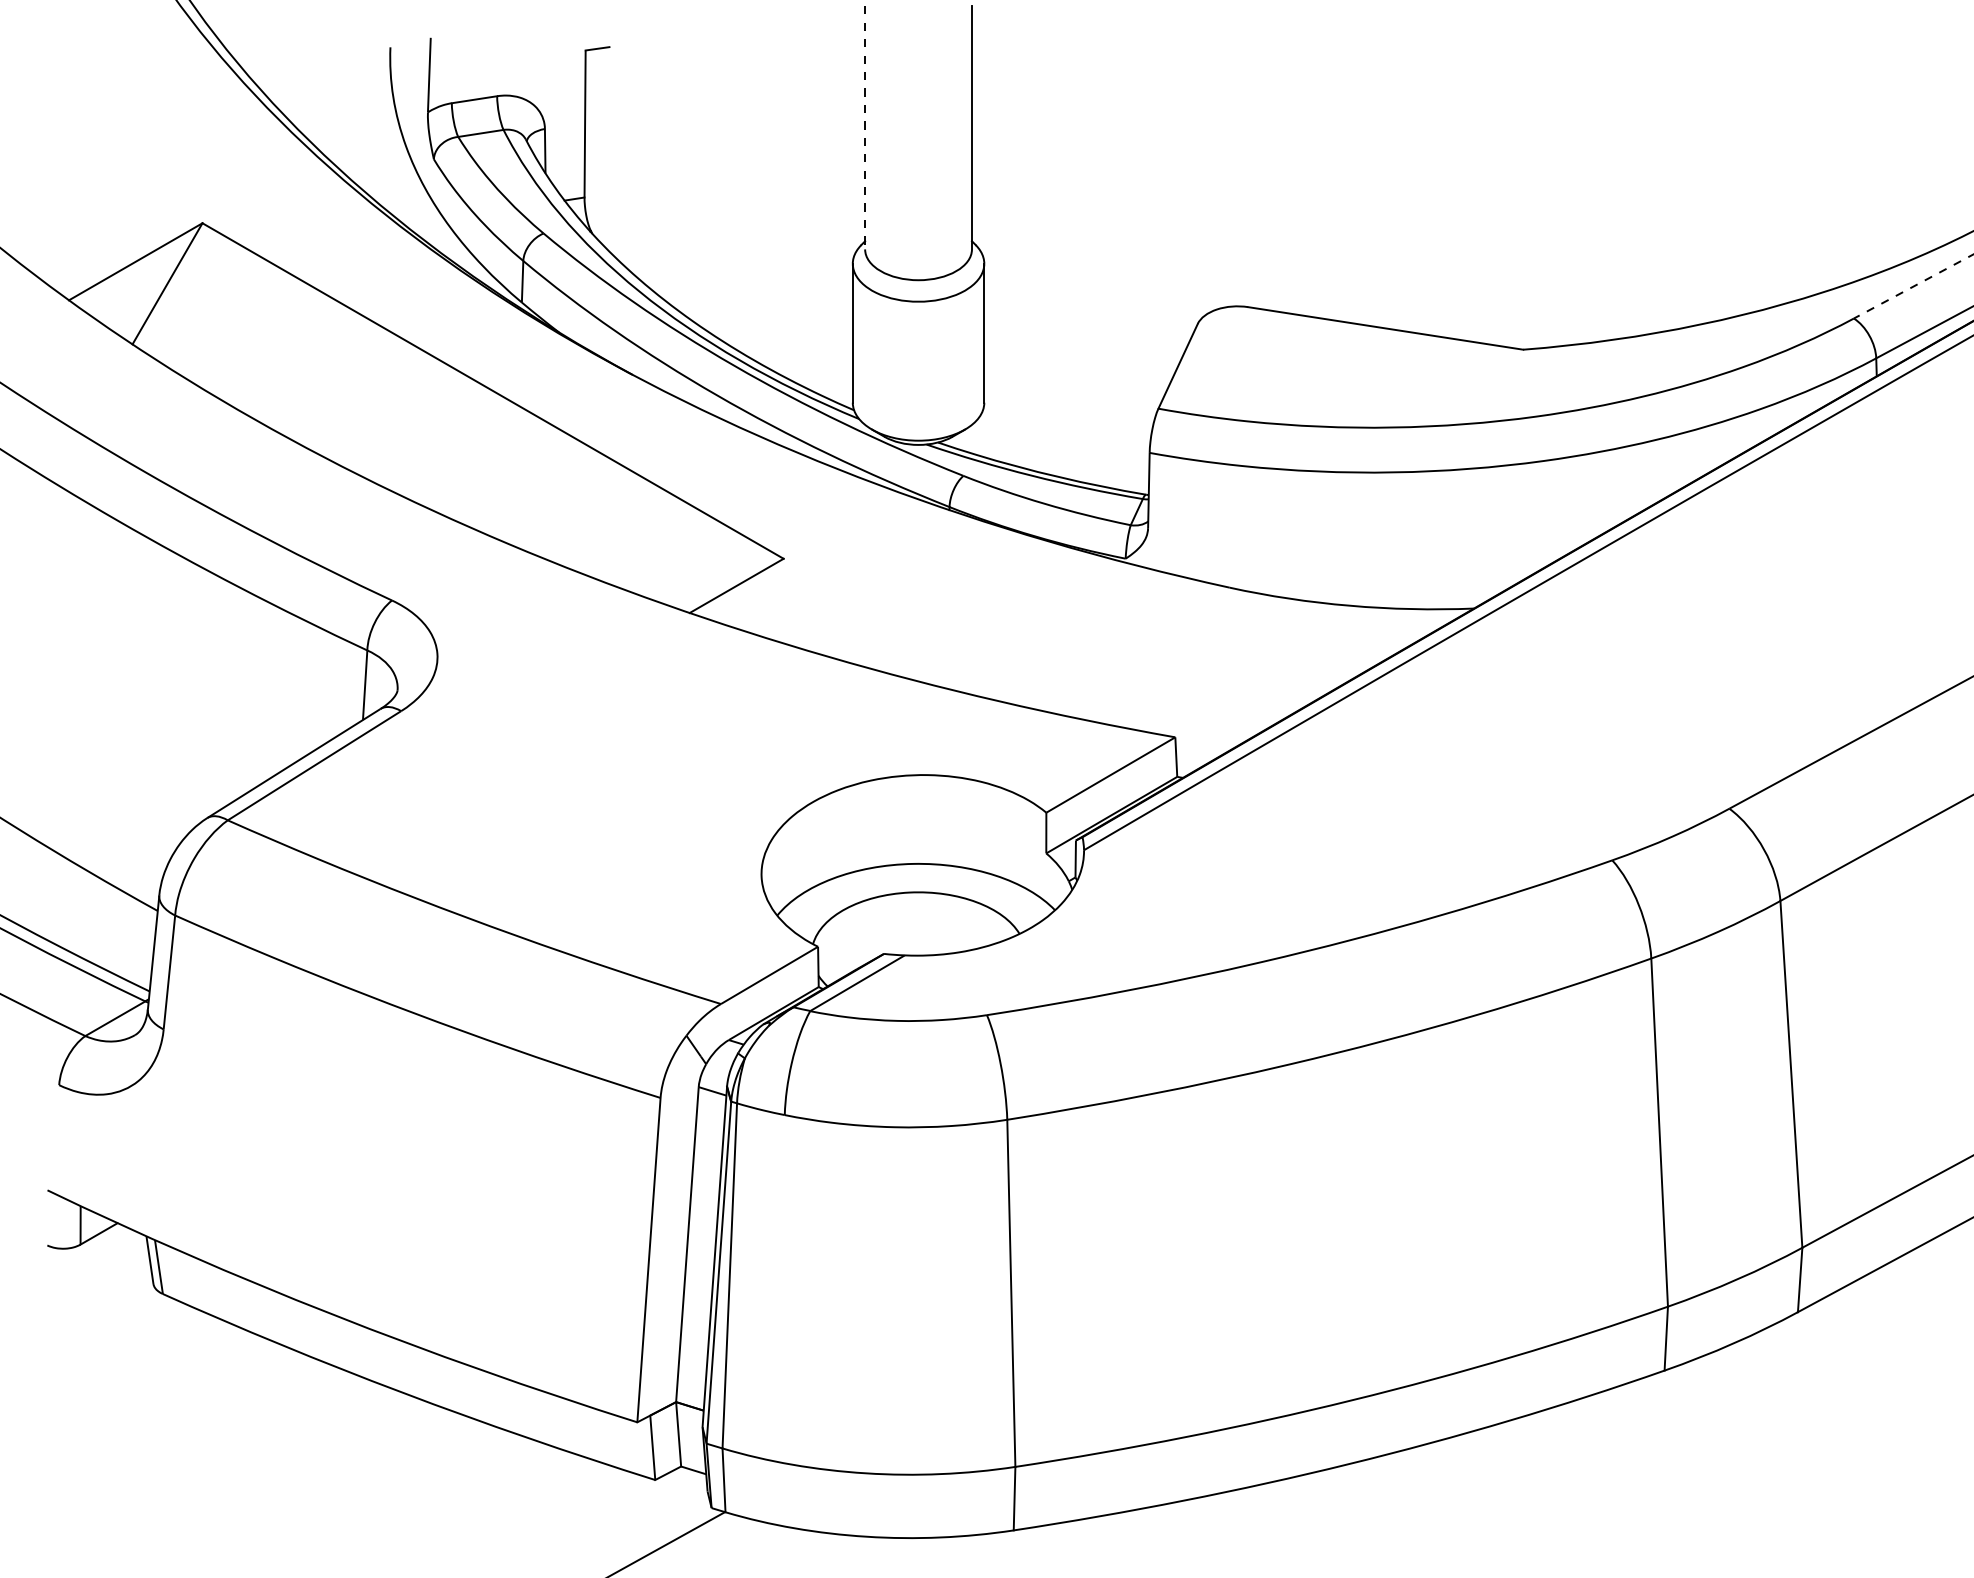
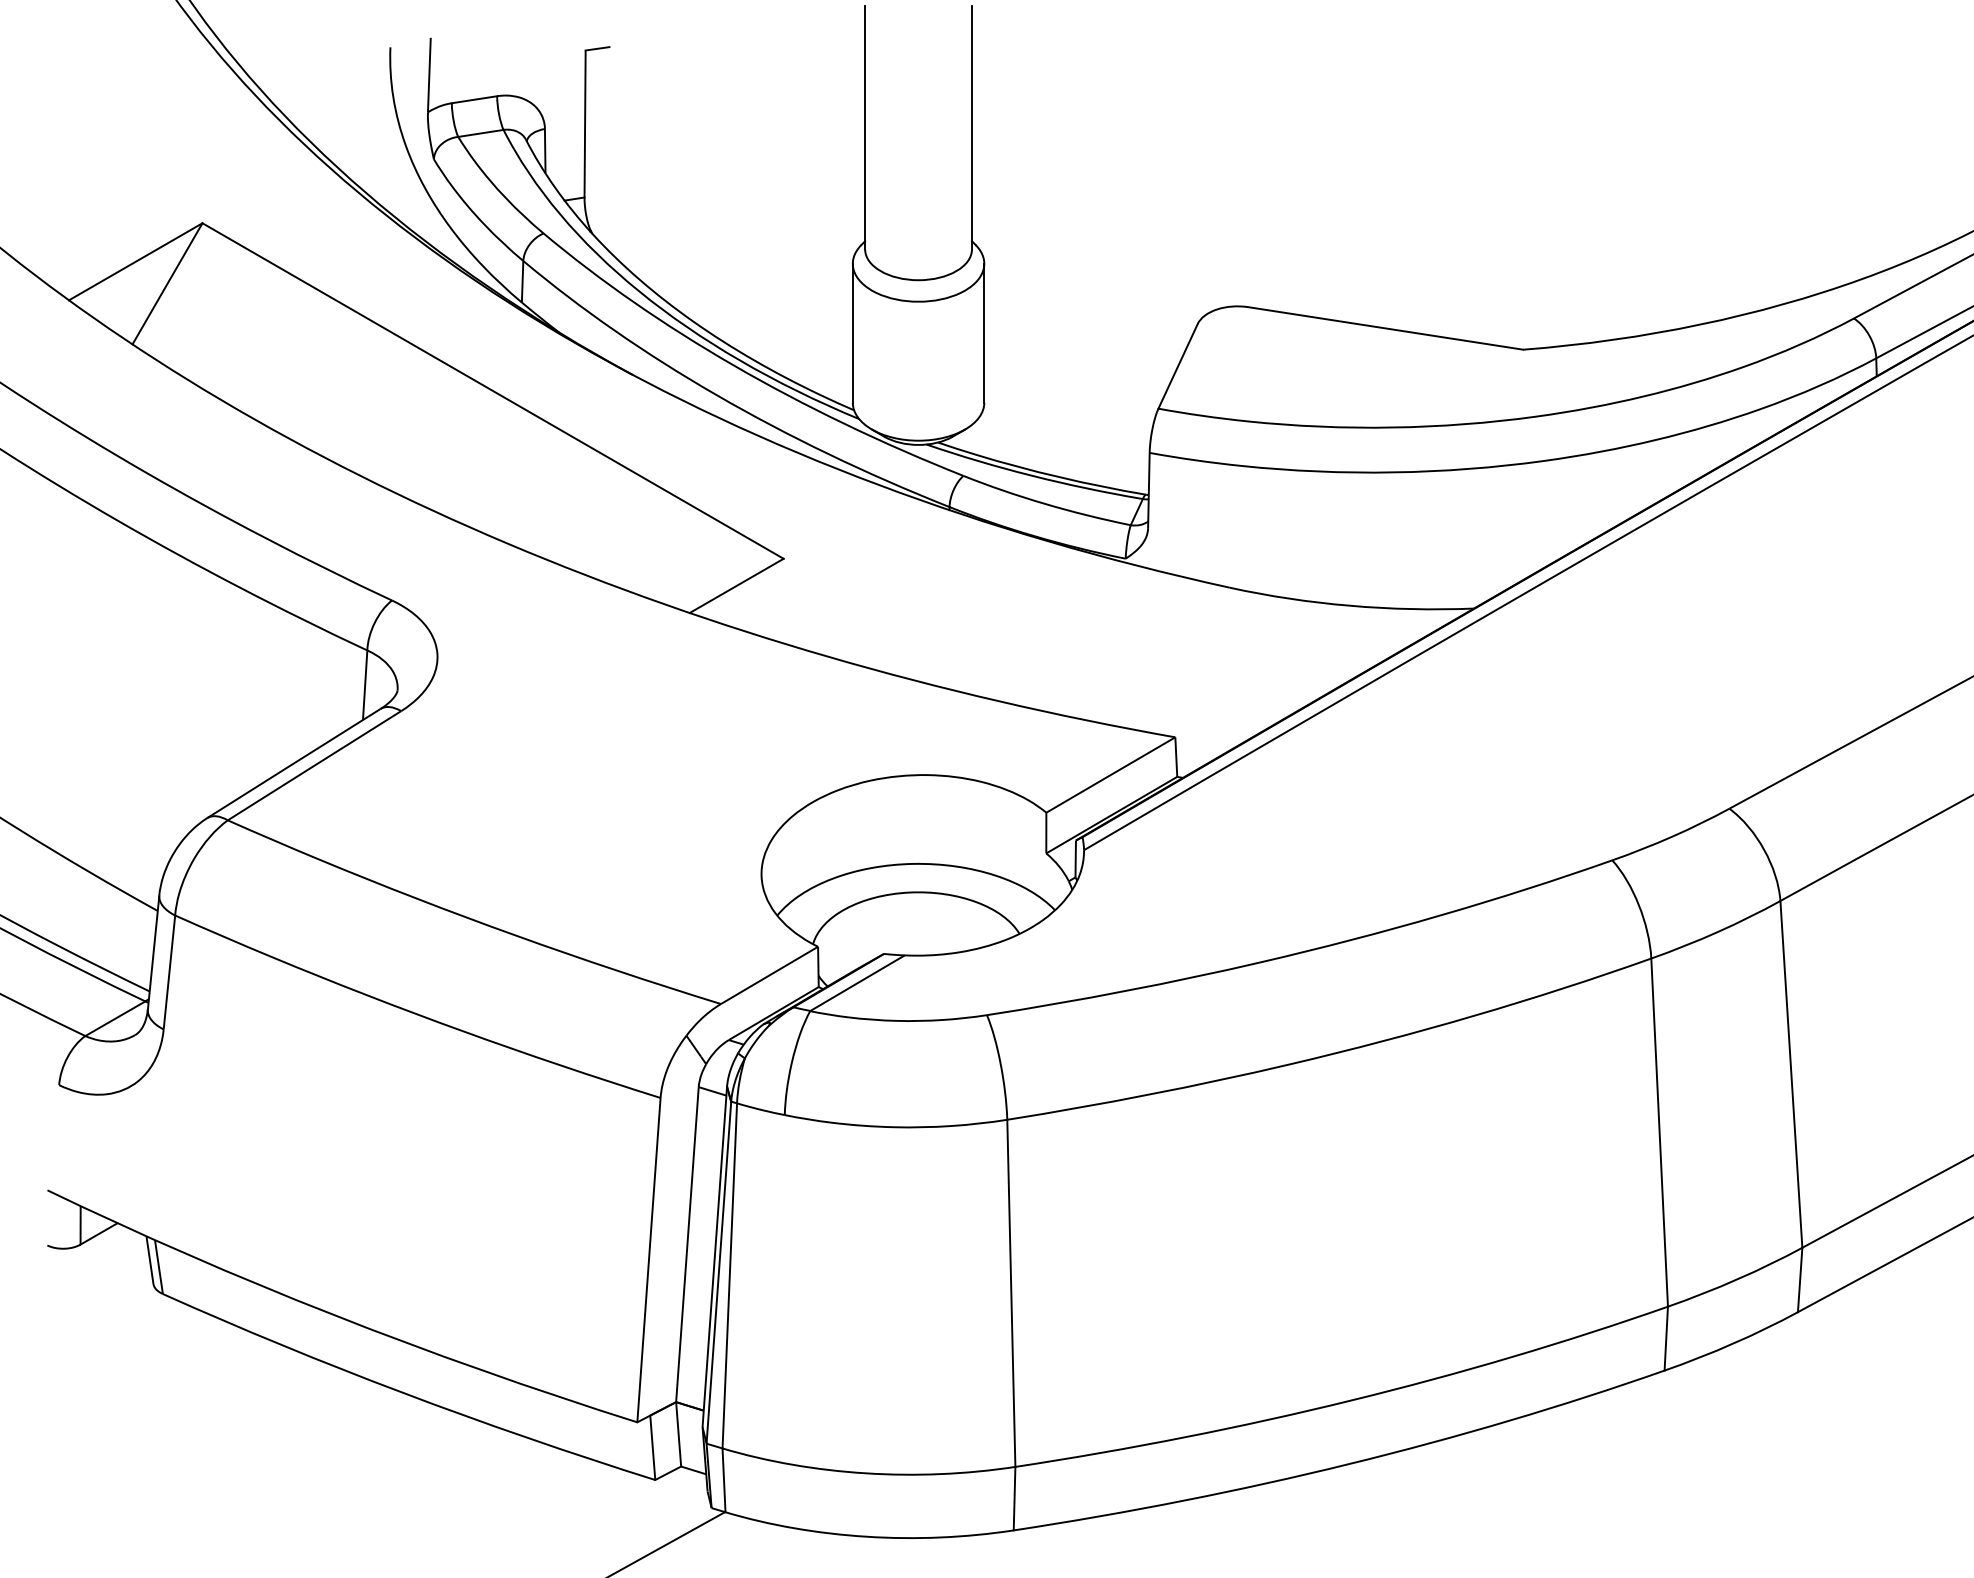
line: dashed -> solid (865, 127)
line: dashed -> solid (1913, 286)
